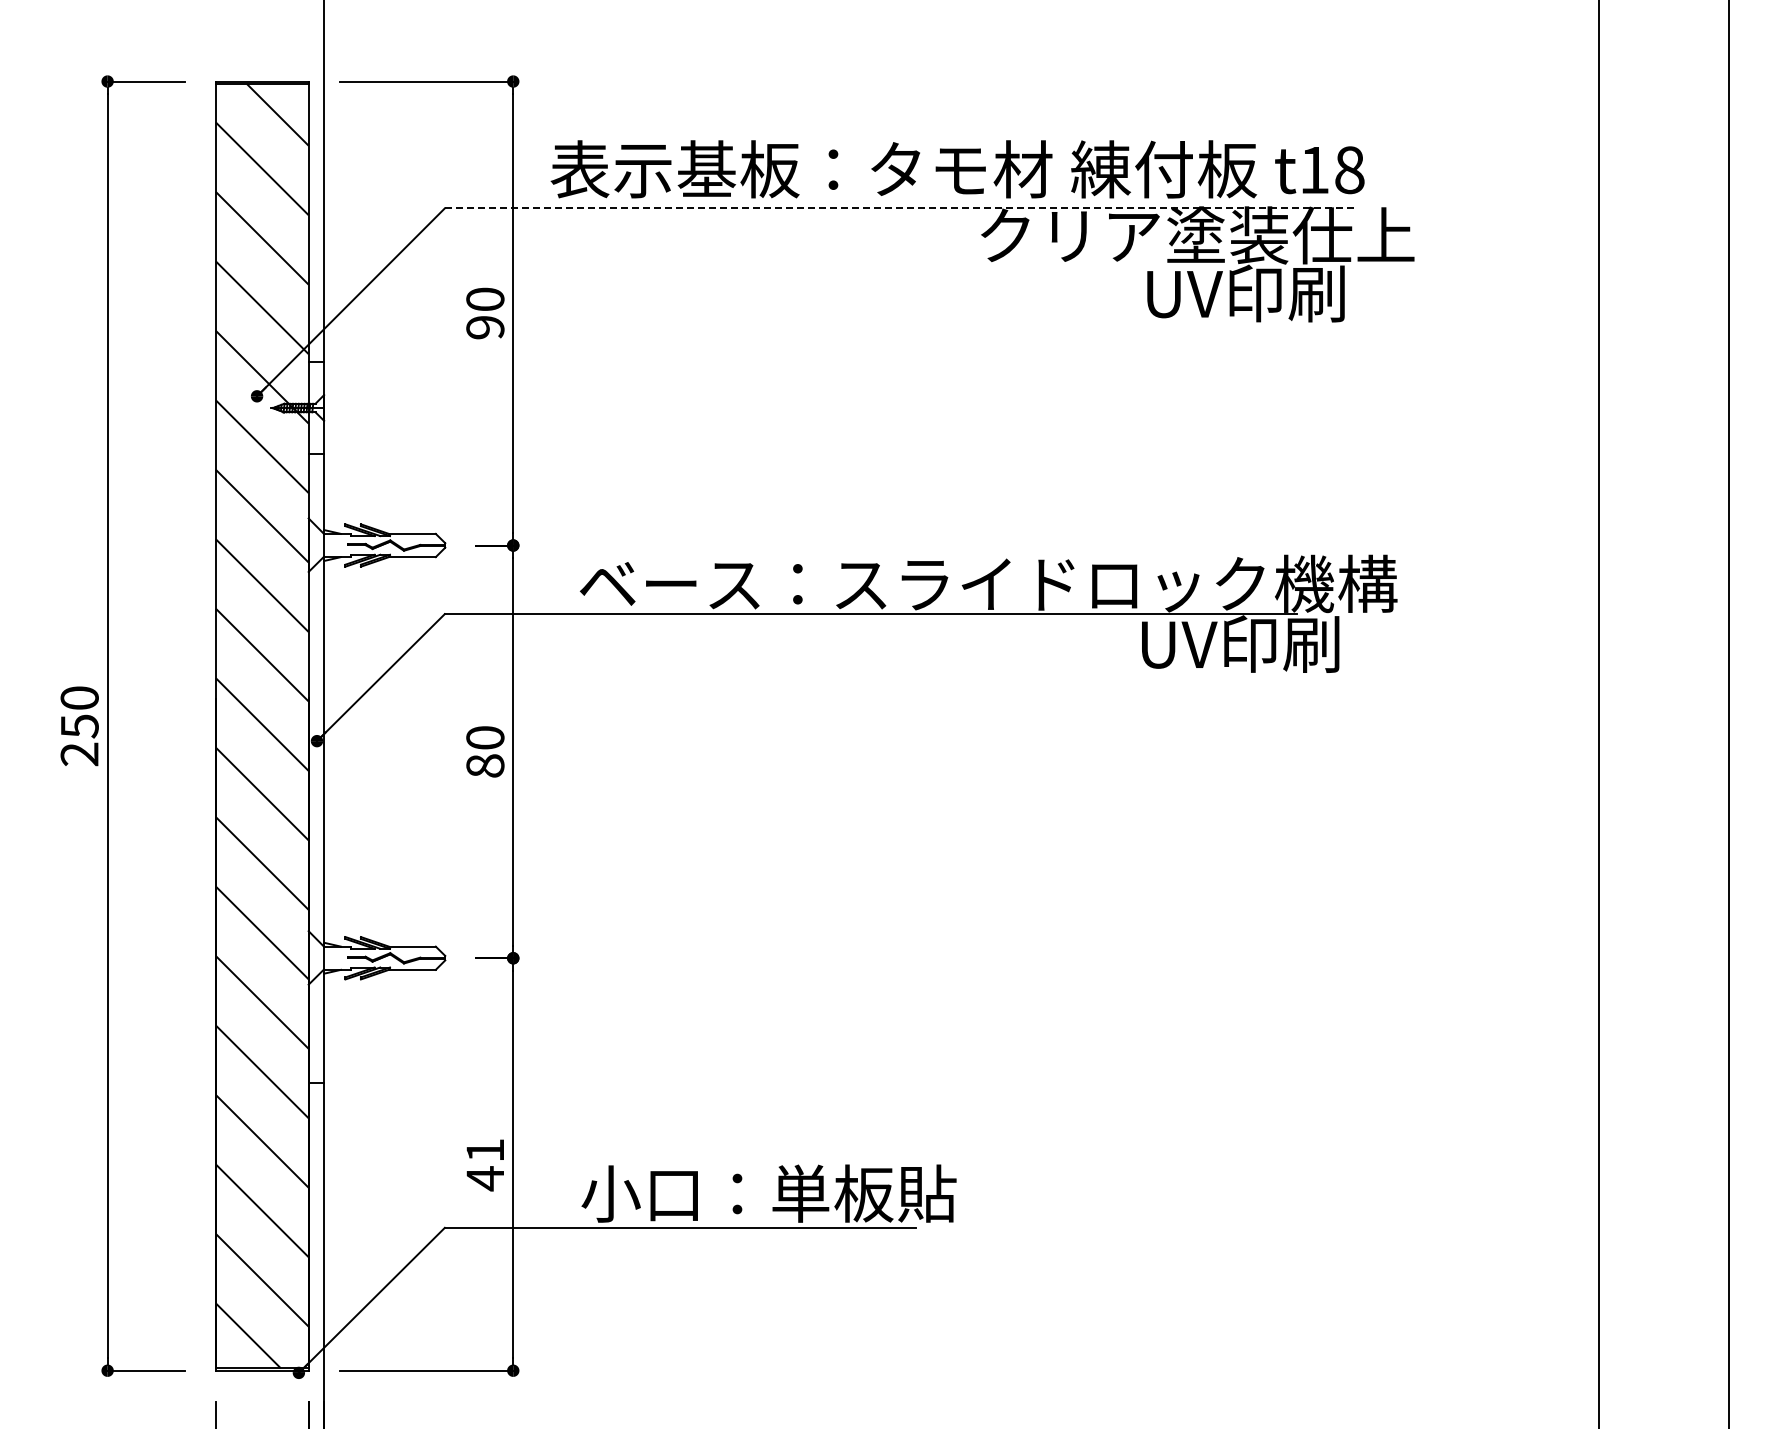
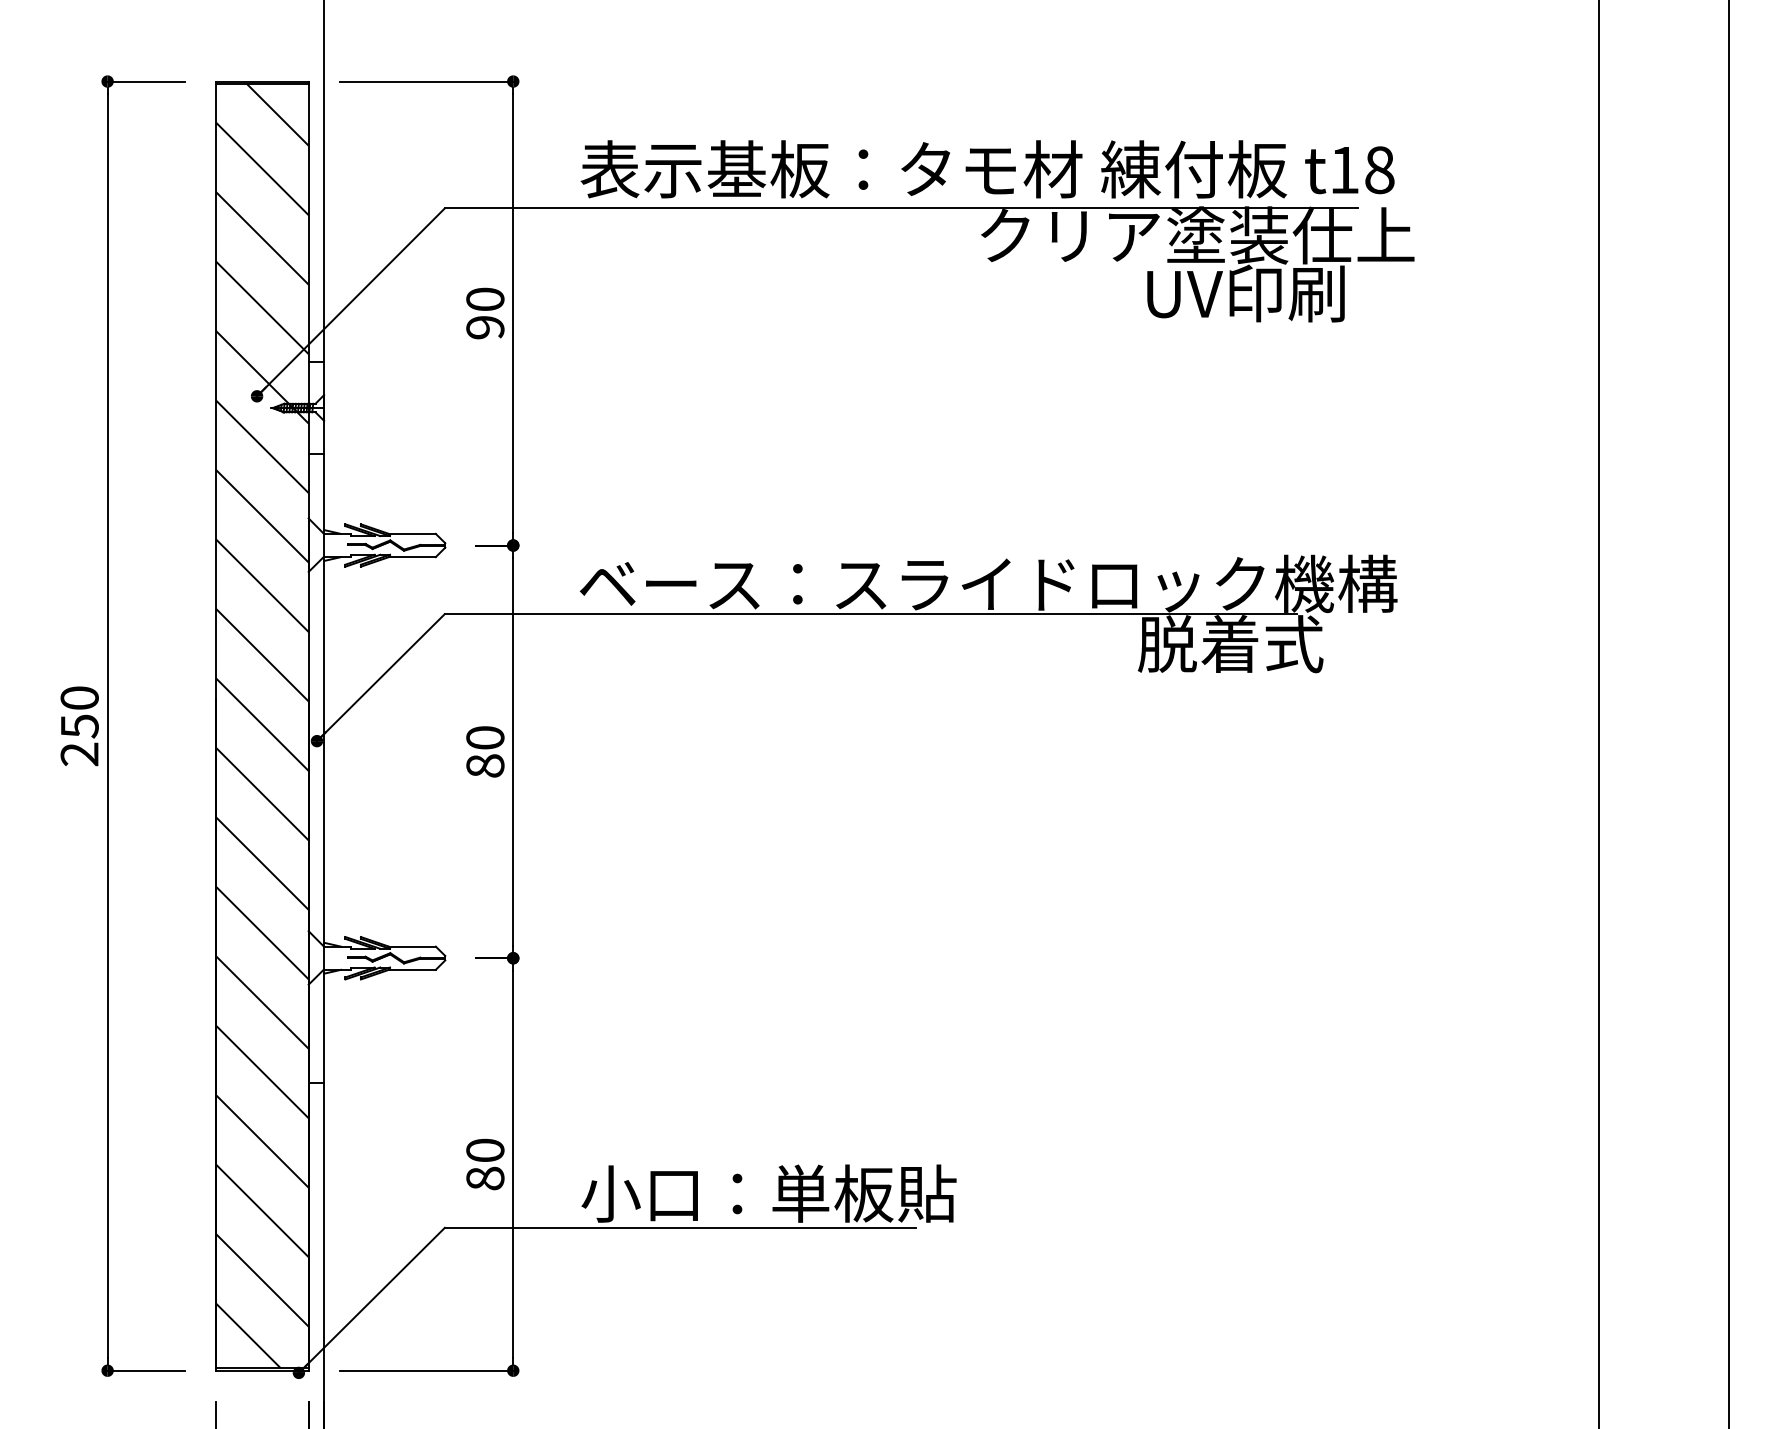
text position: (957, 169) -> (987, 169) (987, 169)
line: dashed -> solid (901, 208)
text: UV印刷 -> 脱着式 (1238, 644)
text: 41 -> 80 (485, 1164)
